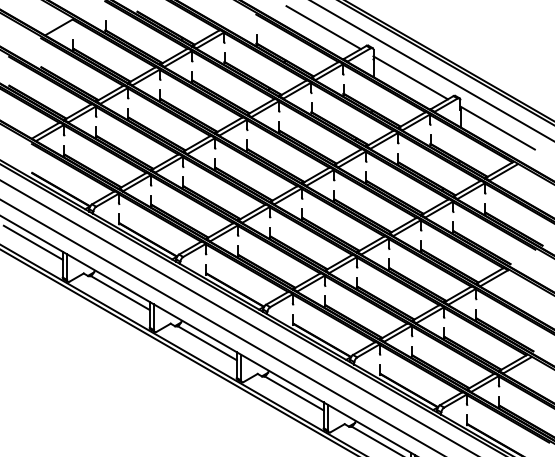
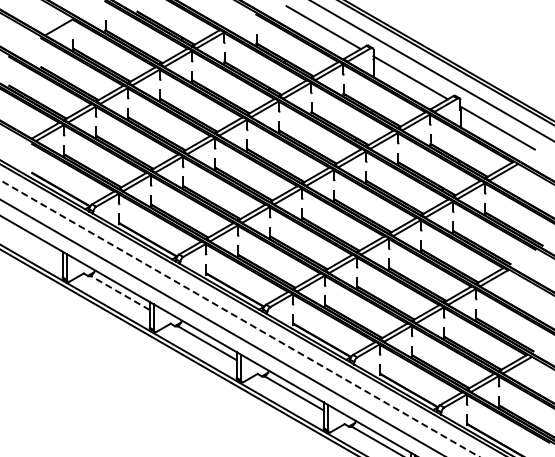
line: present -> none (32, 242)
line: solid -> dashed (119, 292)
line: solid -> dashed (239, 318)
